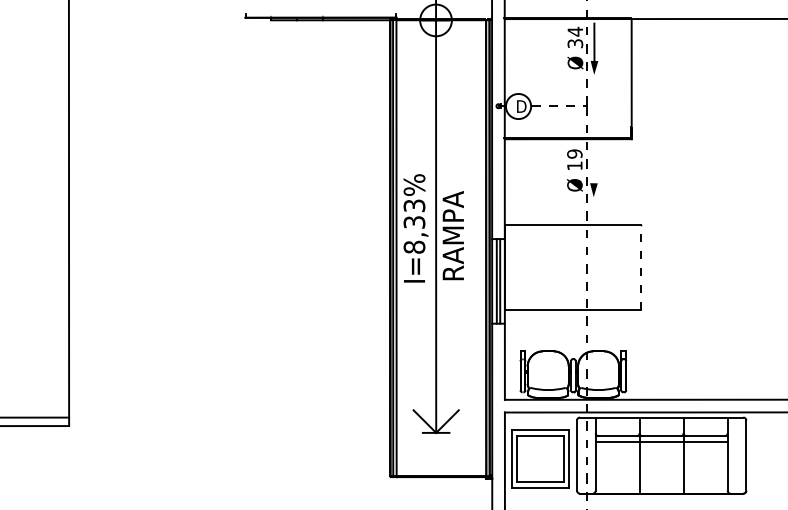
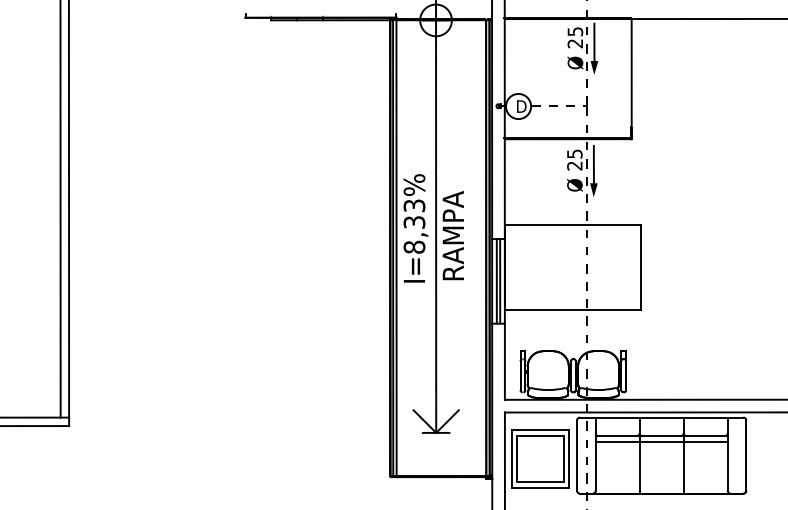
text: 34 -> 25 (575, 37)
text: 19 -> 25 (574, 159)
line: none -> present (593, 164)
line: none -> present (60, 209)
line: dashed -> solid (640, 267)
